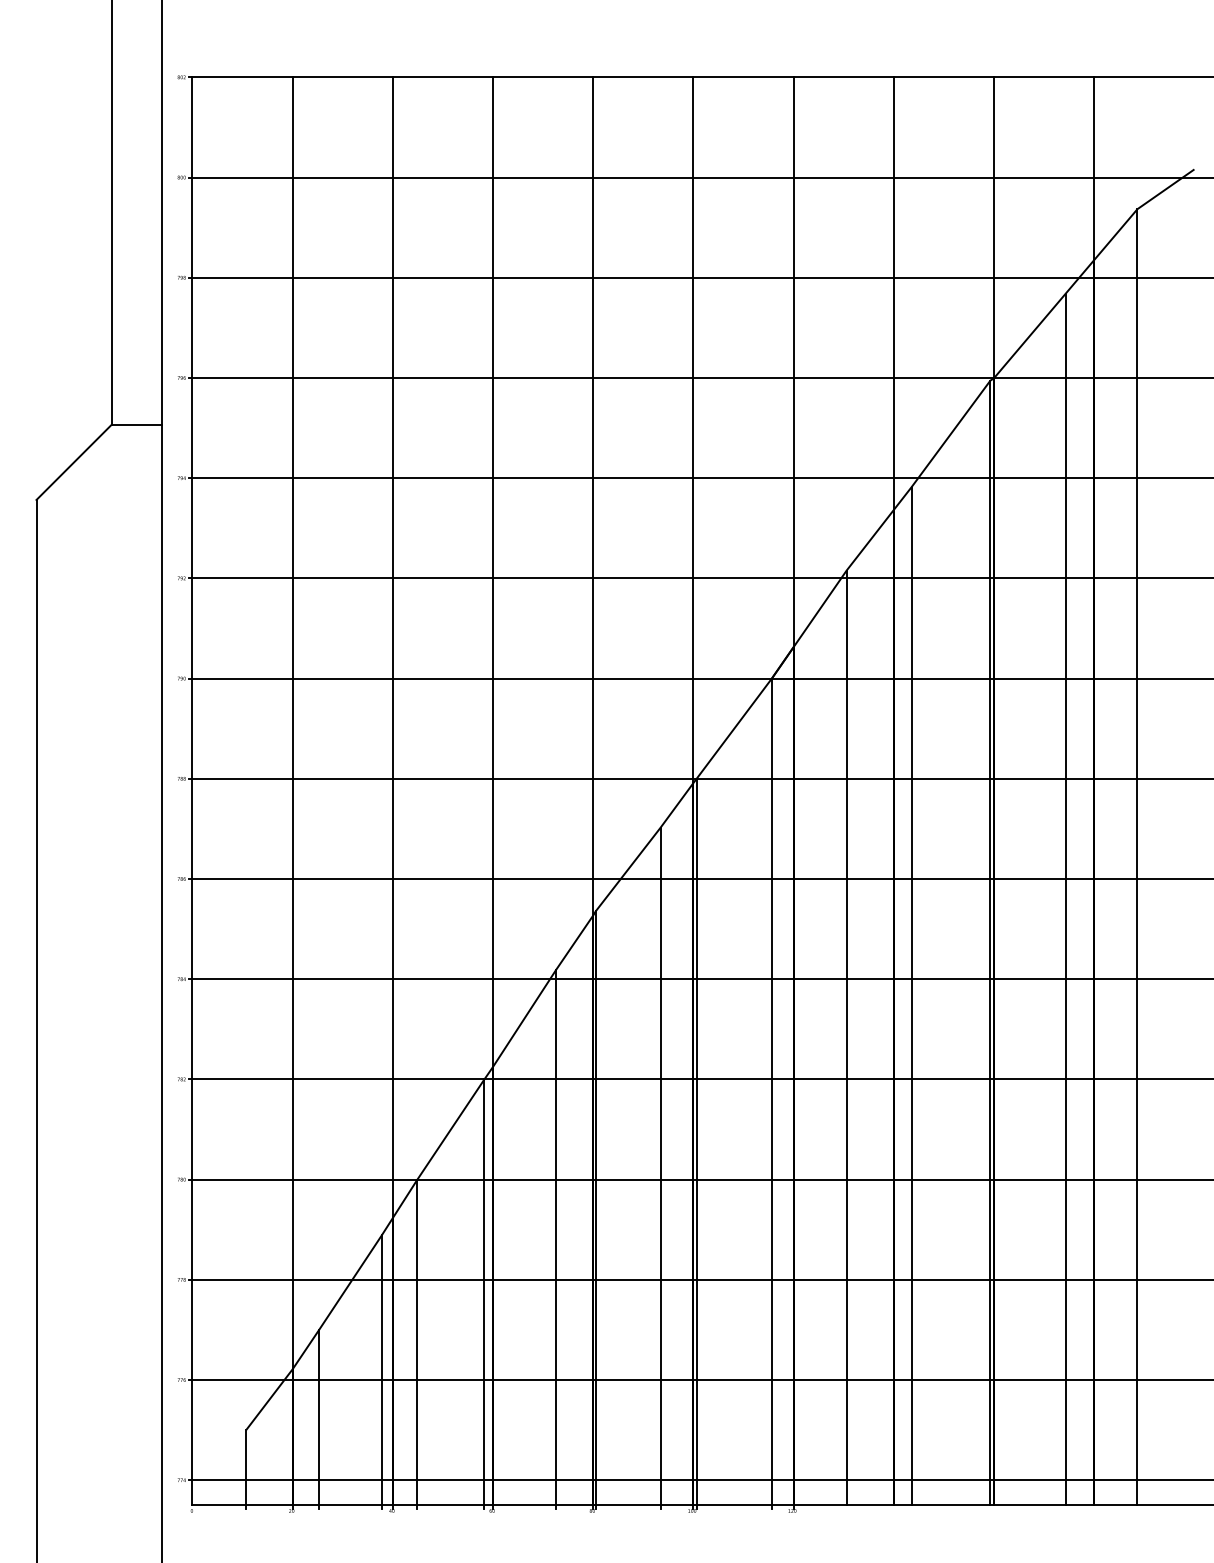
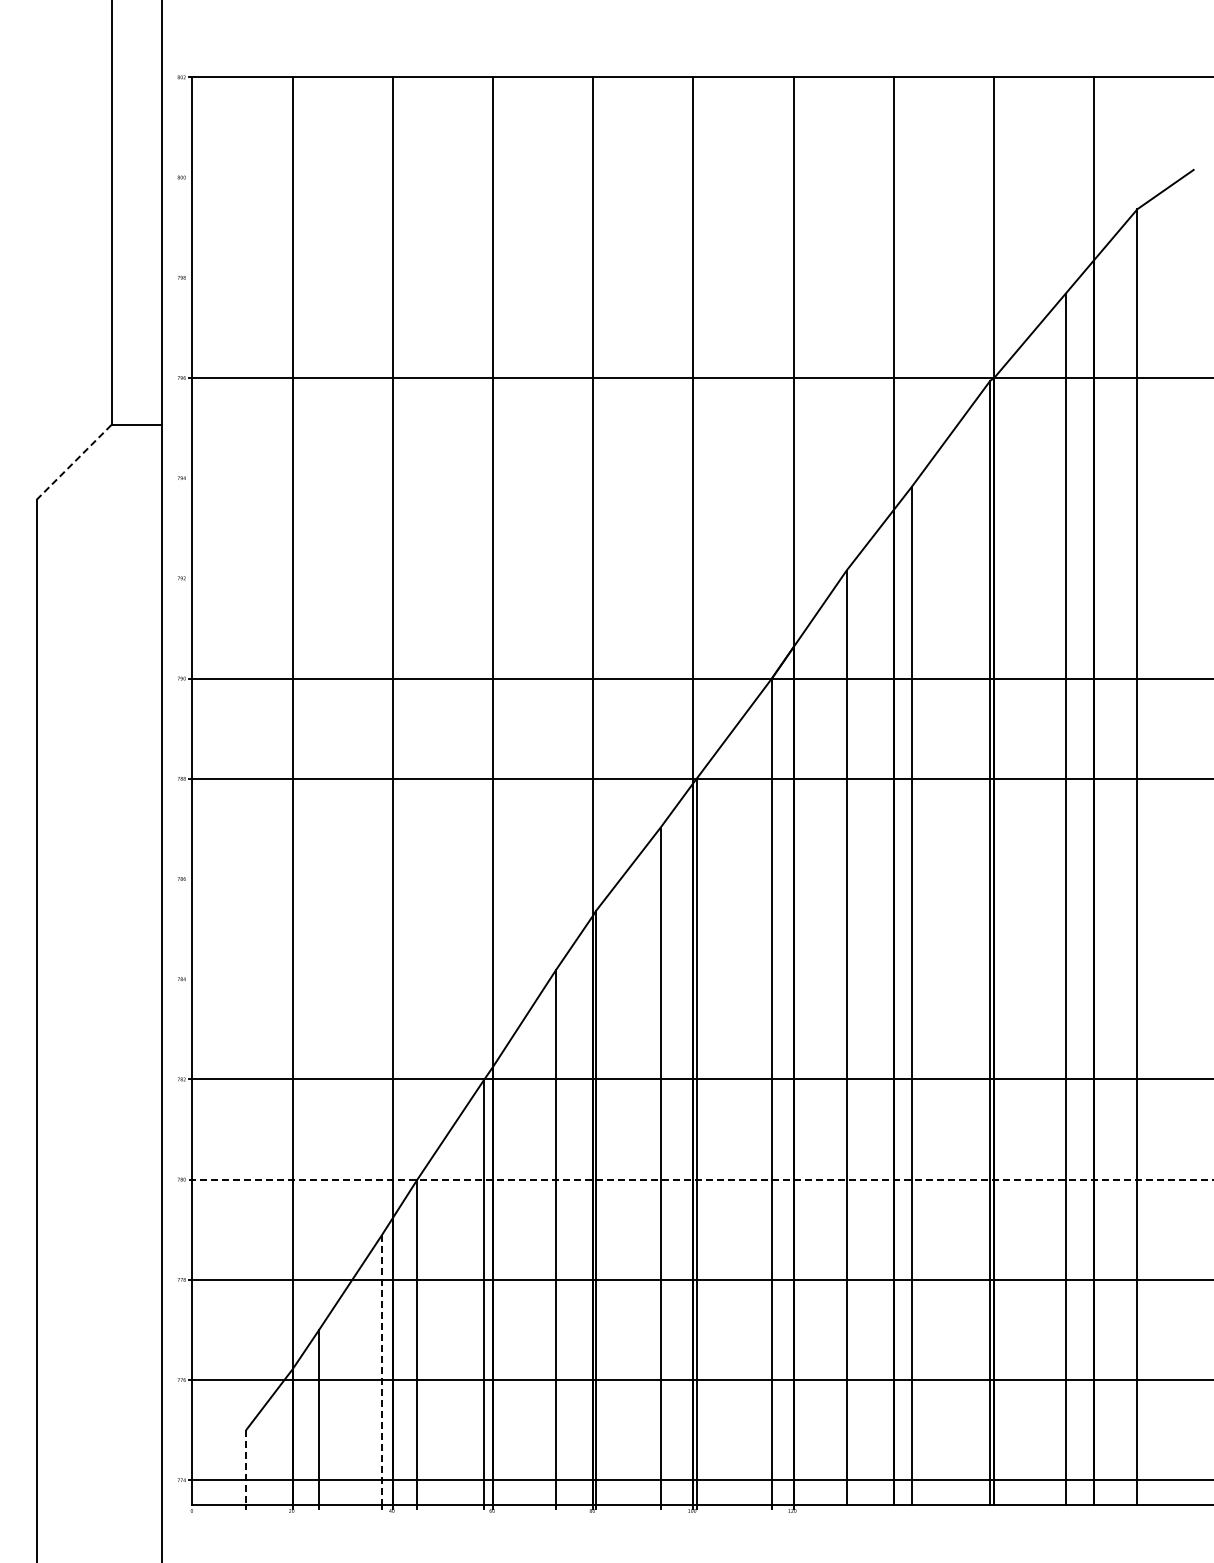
line: present -> none (699, 177)
line: present -> none (699, 277)
line: solid -> dashed (74, 462)
line: present -> none (699, 478)
line: present -> none (699, 578)
line: present -> none (699, 879)
line: present -> none (699, 979)
line: solid -> dashed (701, 1179)
line: solid -> dashed (381, 1370)
line: solid -> dashed (246, 1467)
